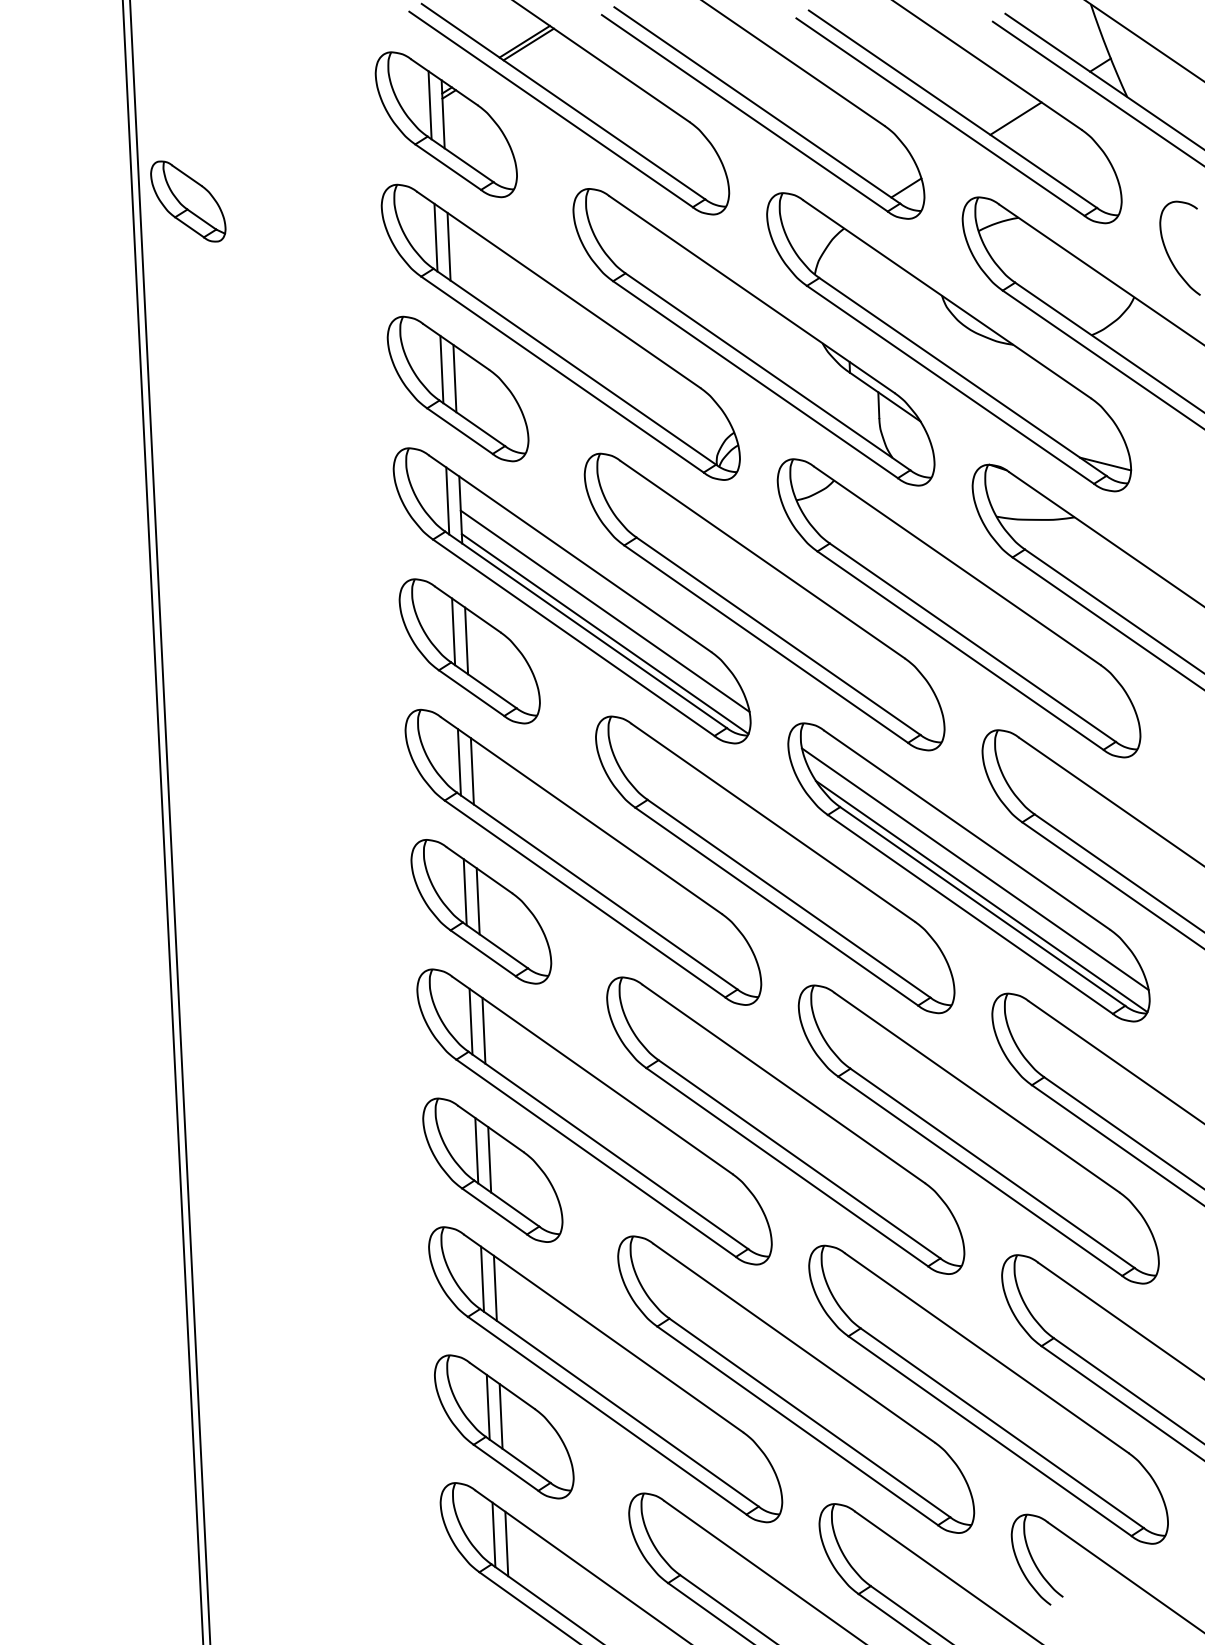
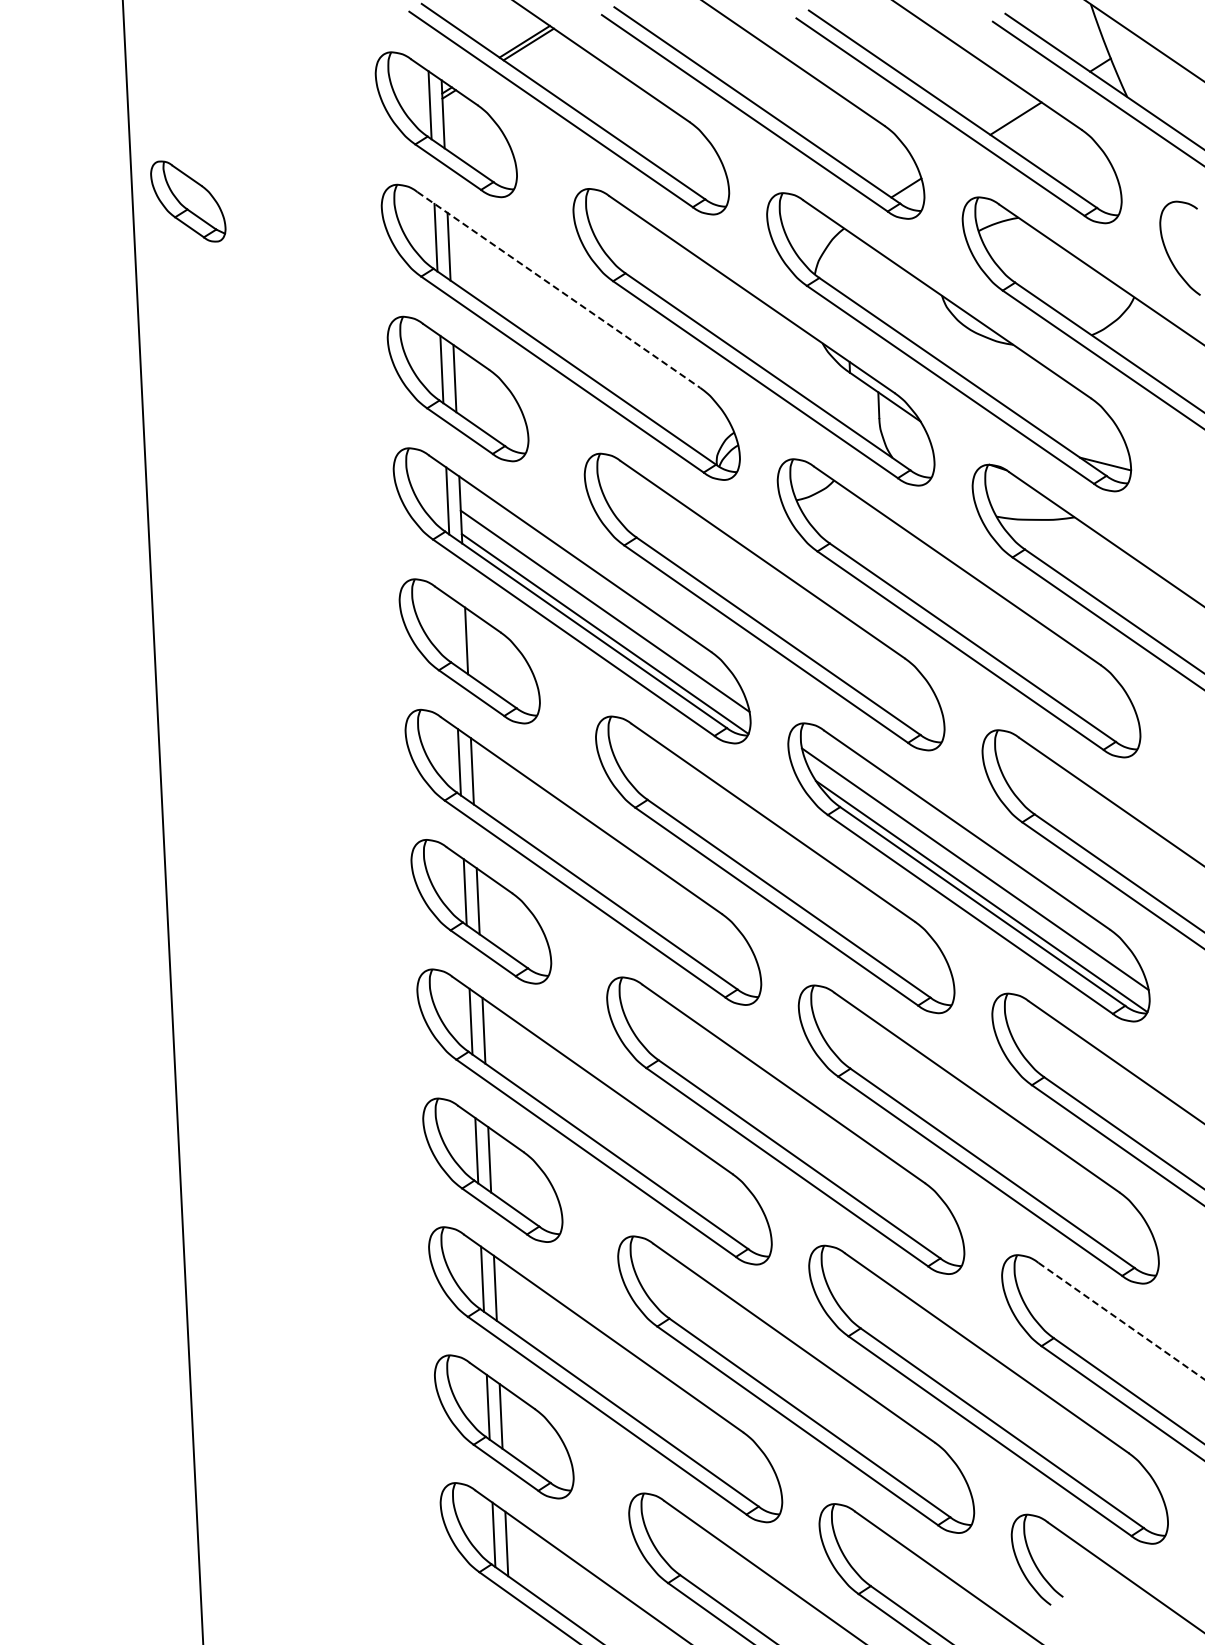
line: solid -> dashed (559, 290)
line: present -> none (453, 631)
line: present -> none (170, 821)
line: solid -> dashed (1121, 1321)
